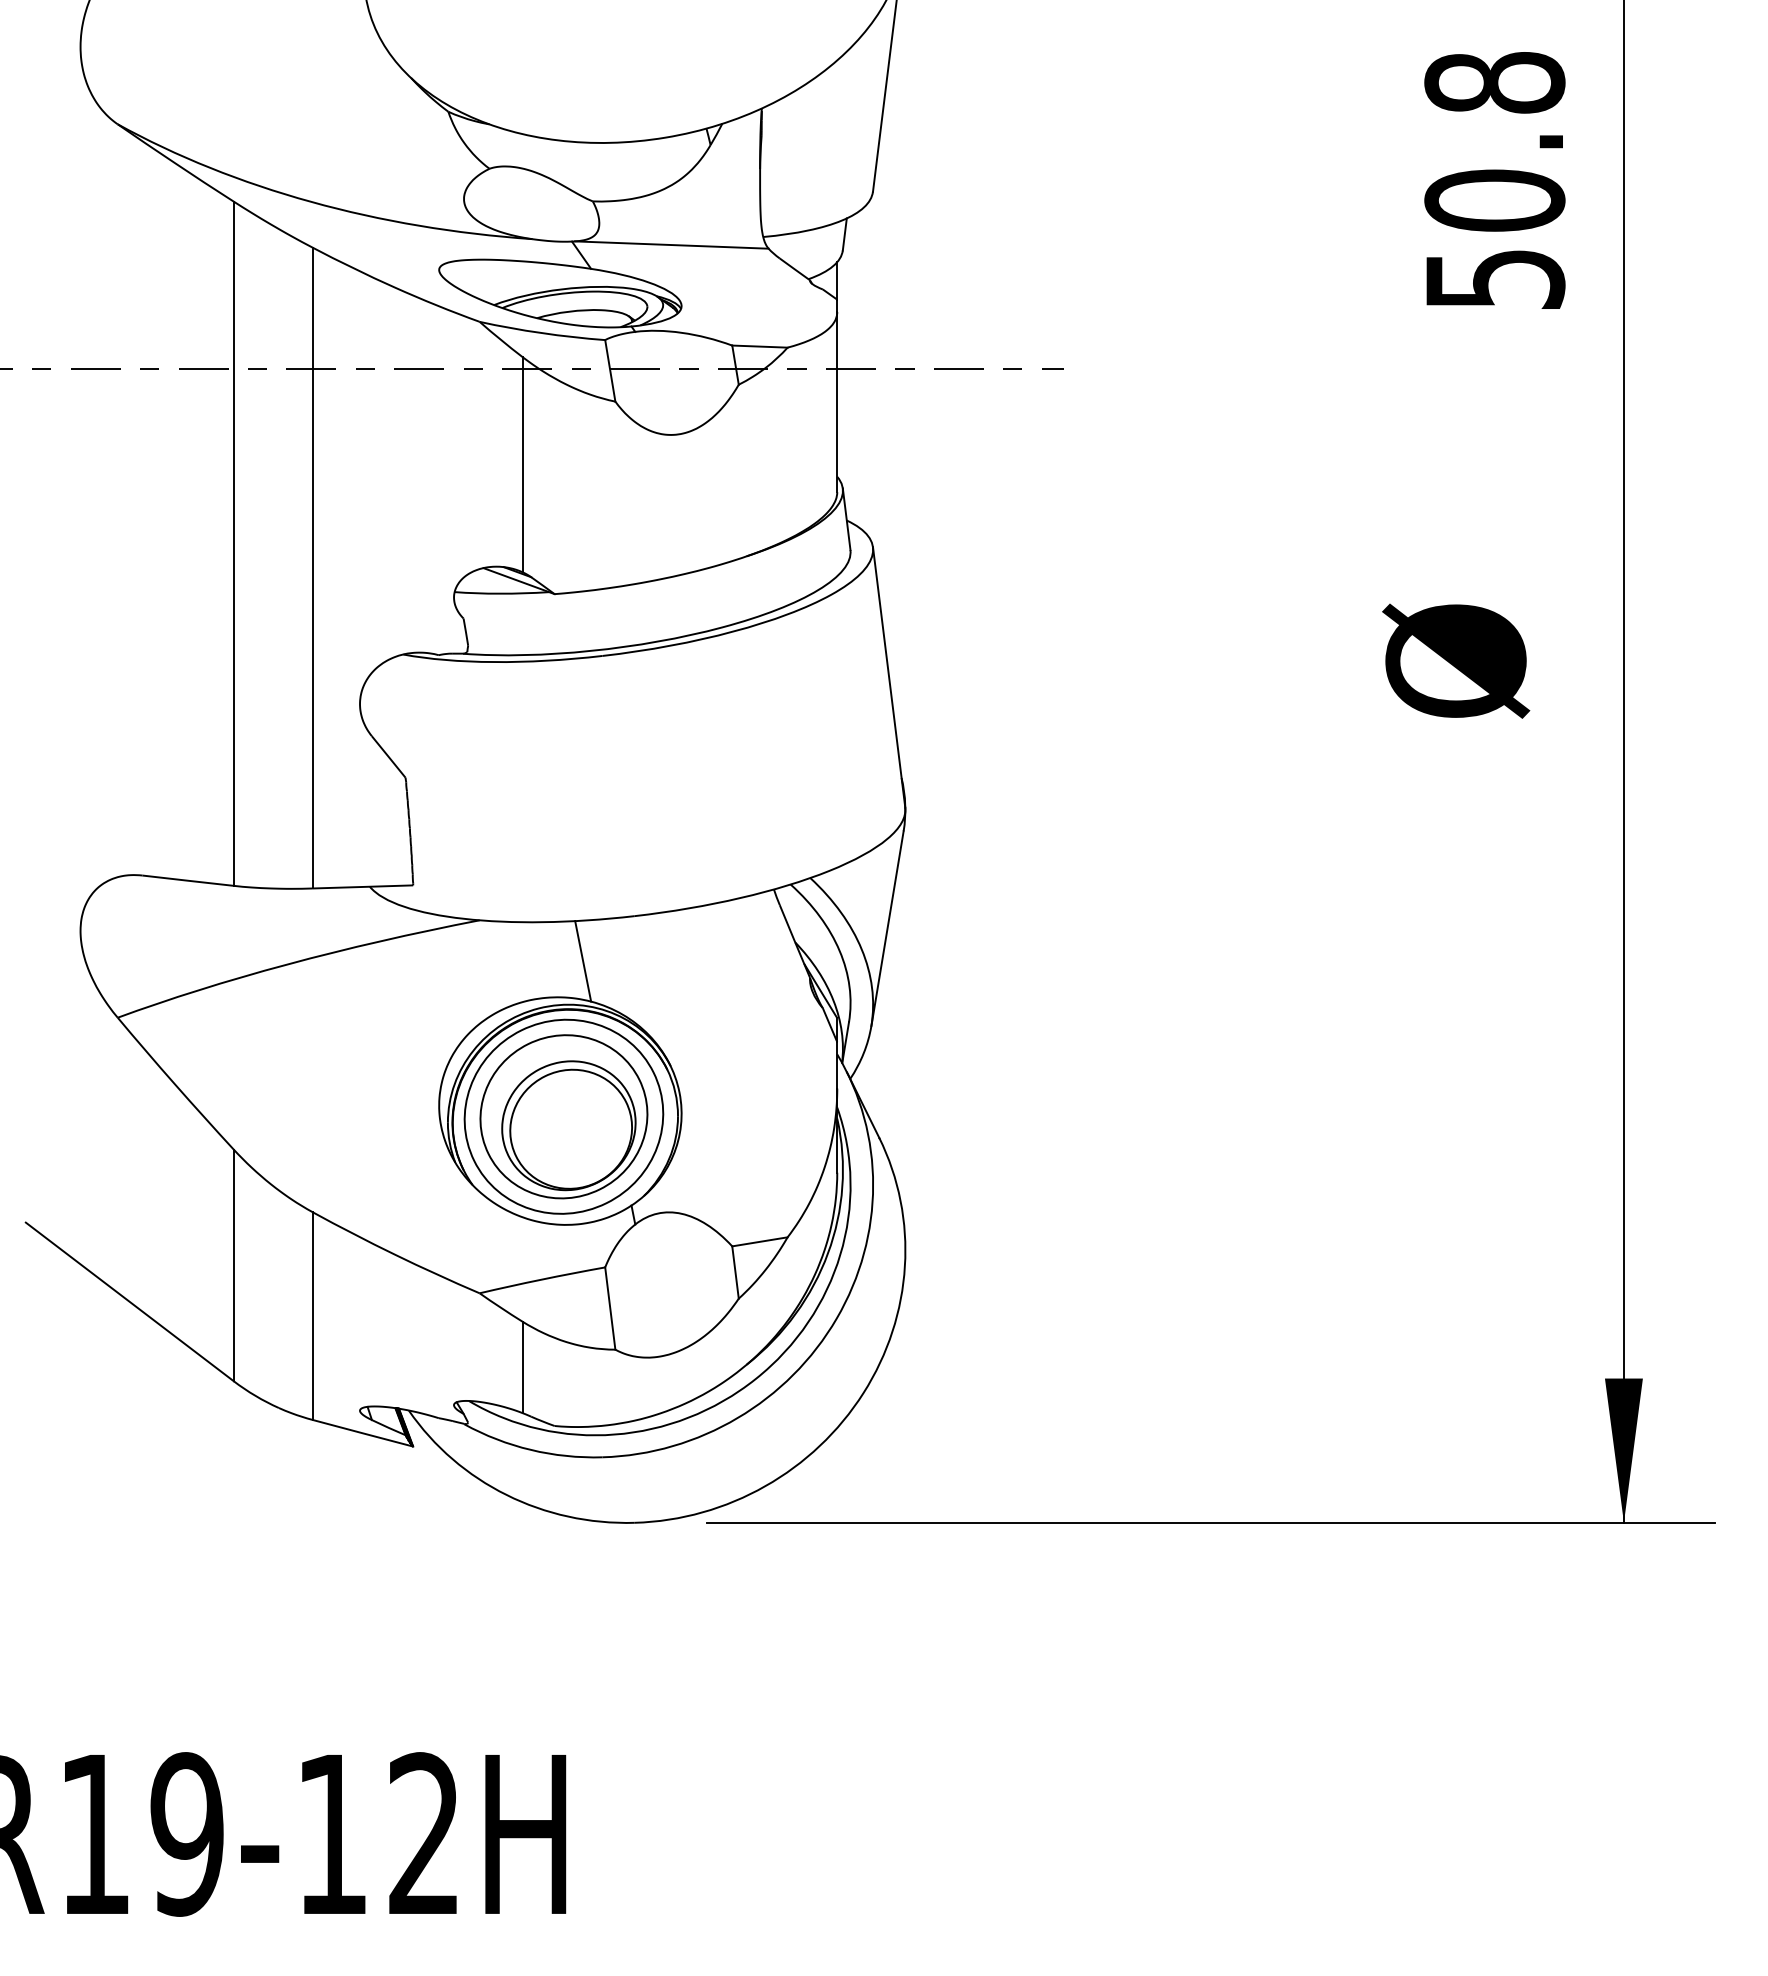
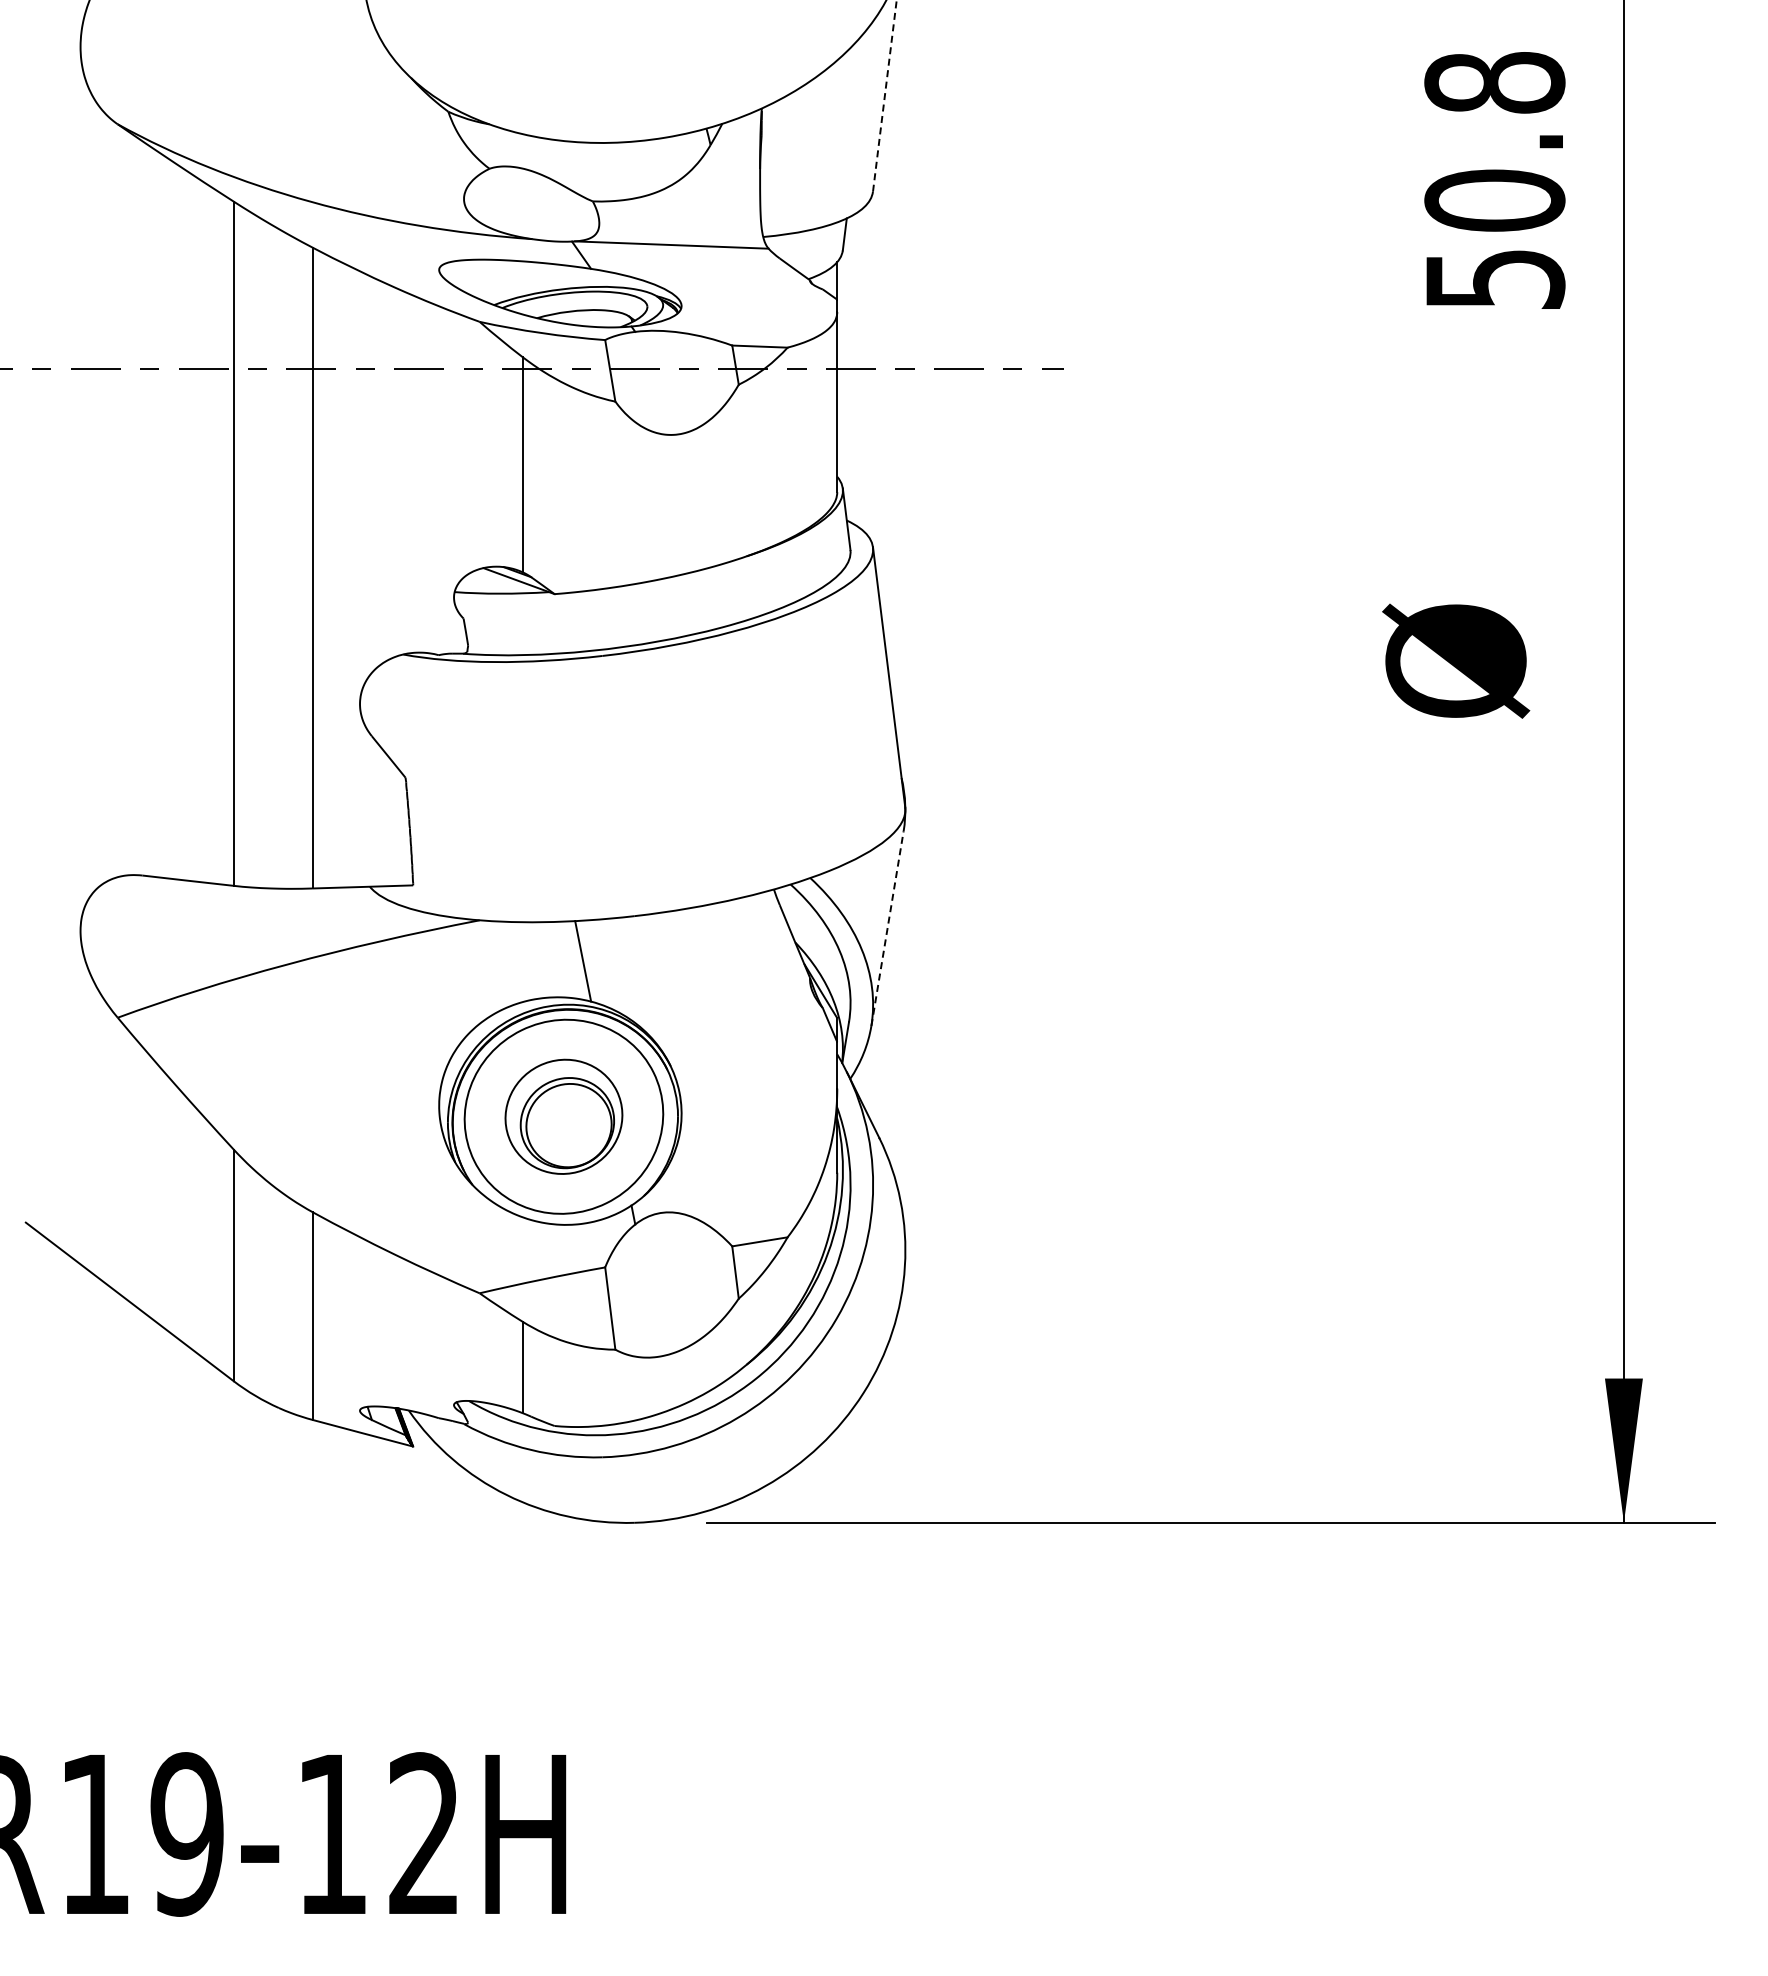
line: solid -> dashed (884, 95)
line: solid -> dashed (887, 928)
part size: 170x166 px -> 120x117 px (563, 1116)
